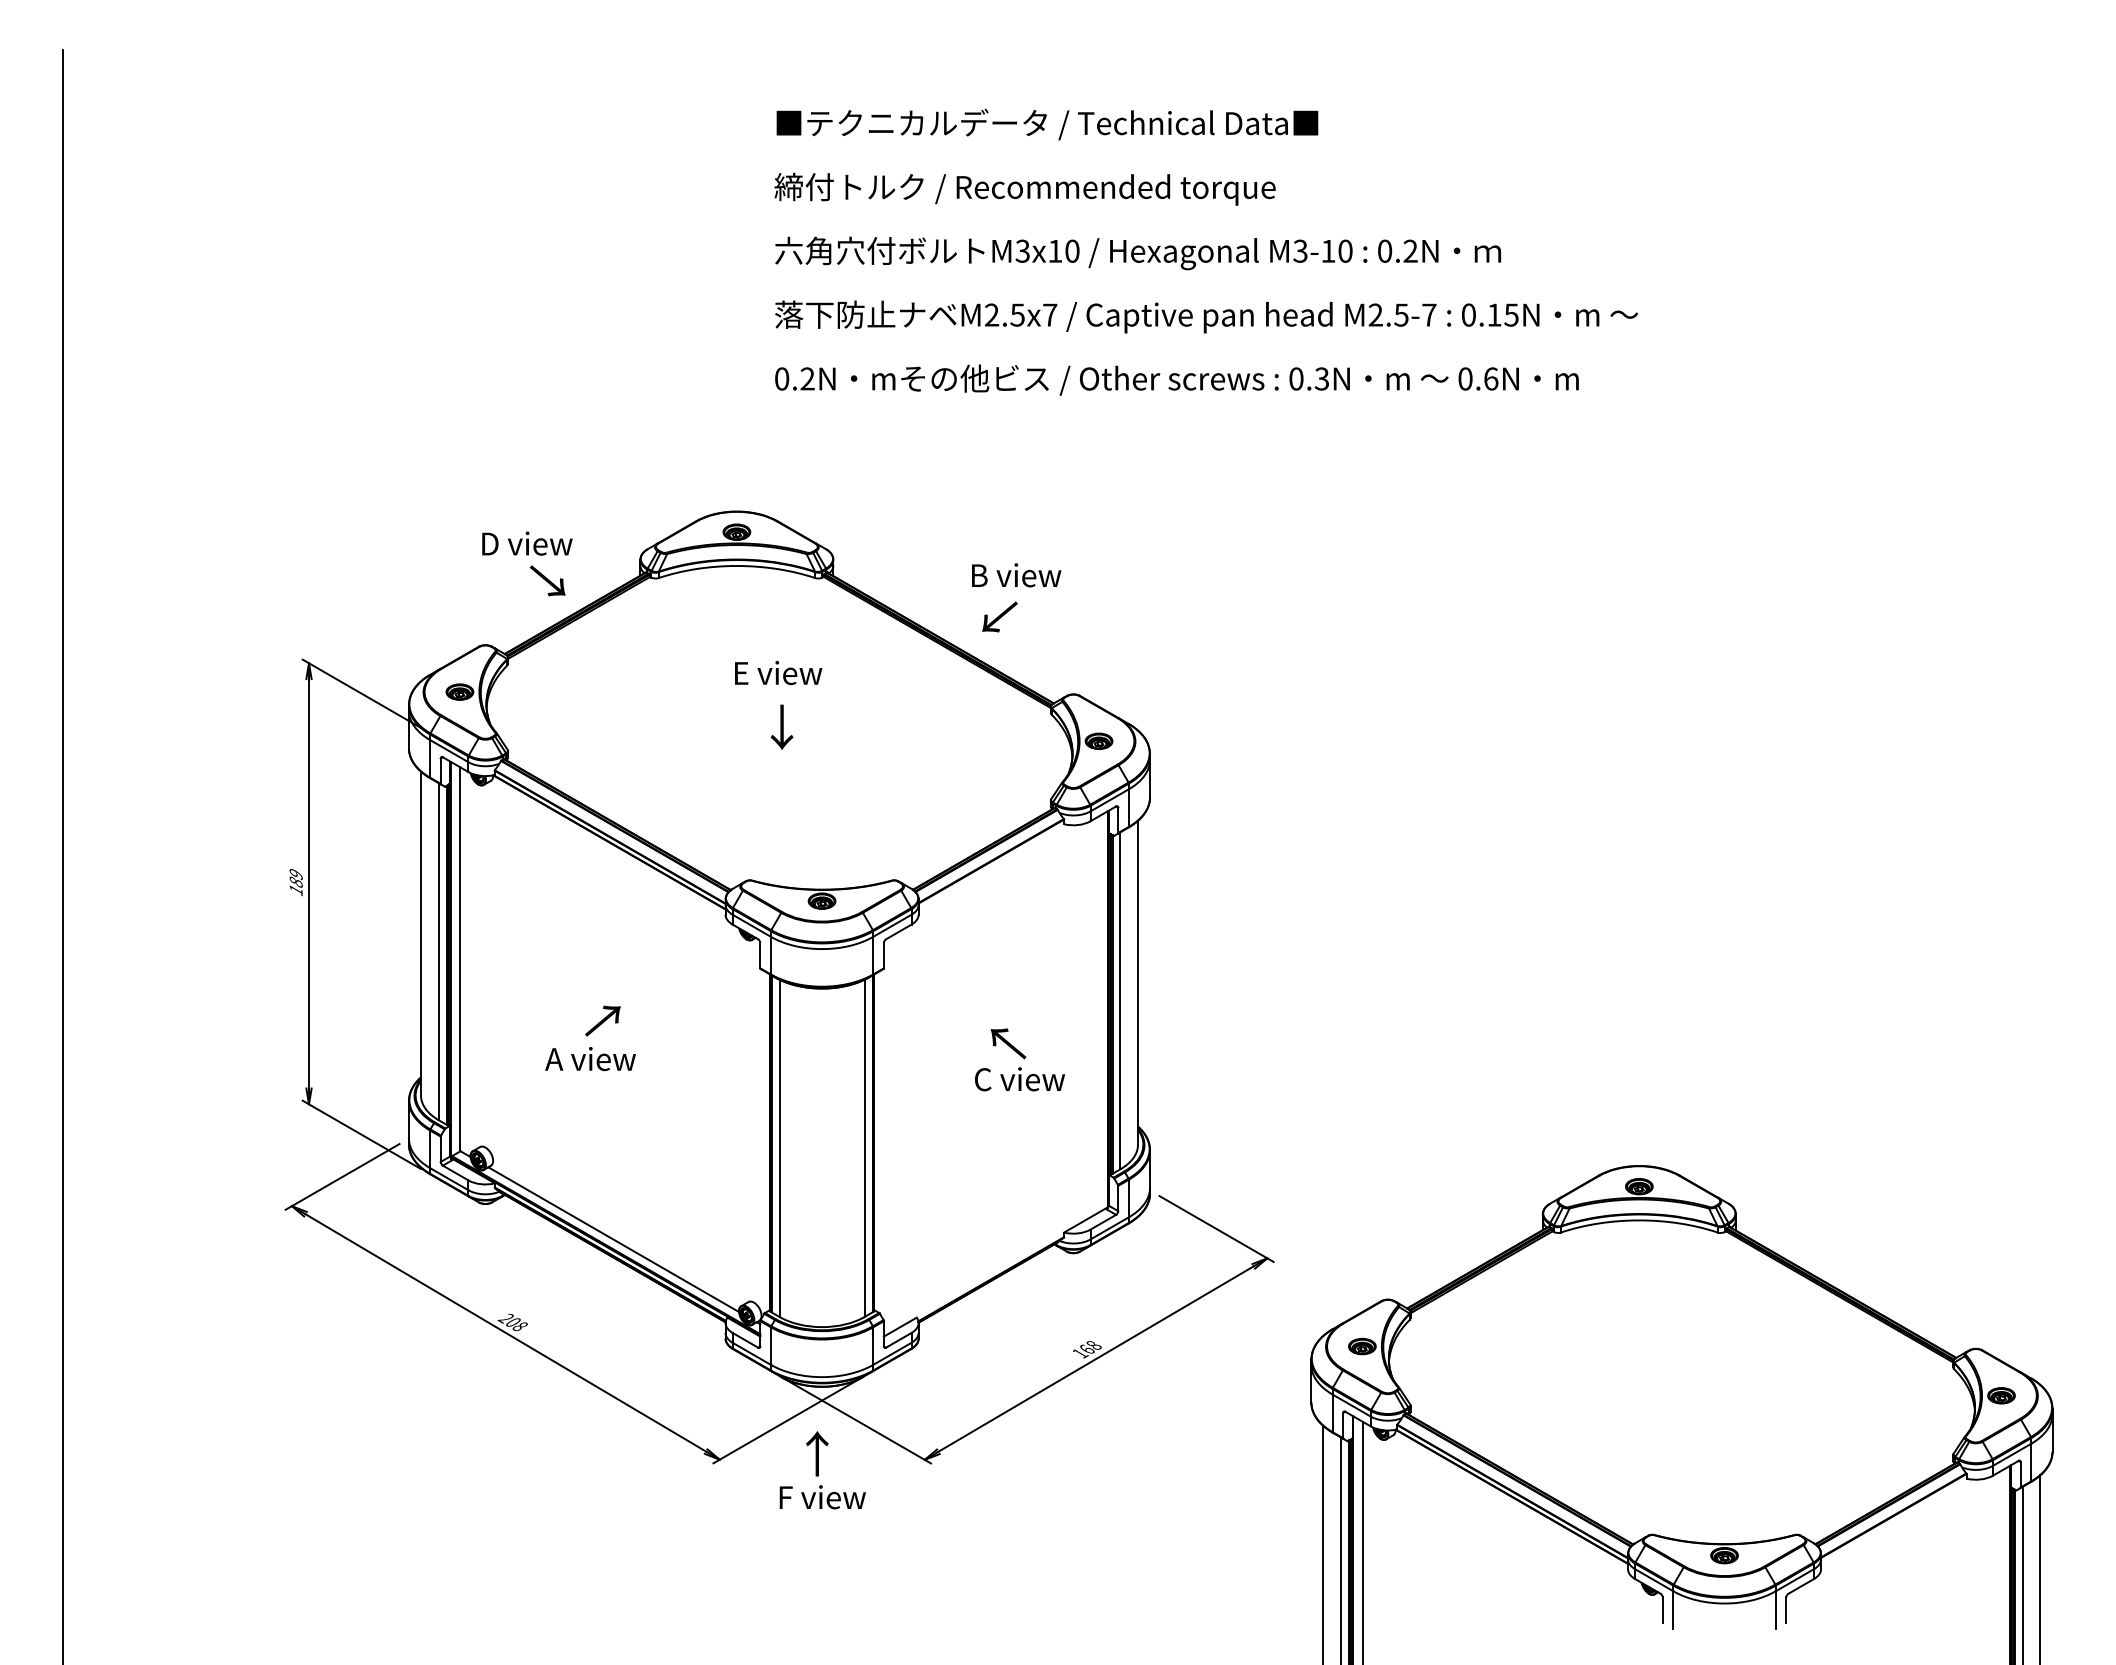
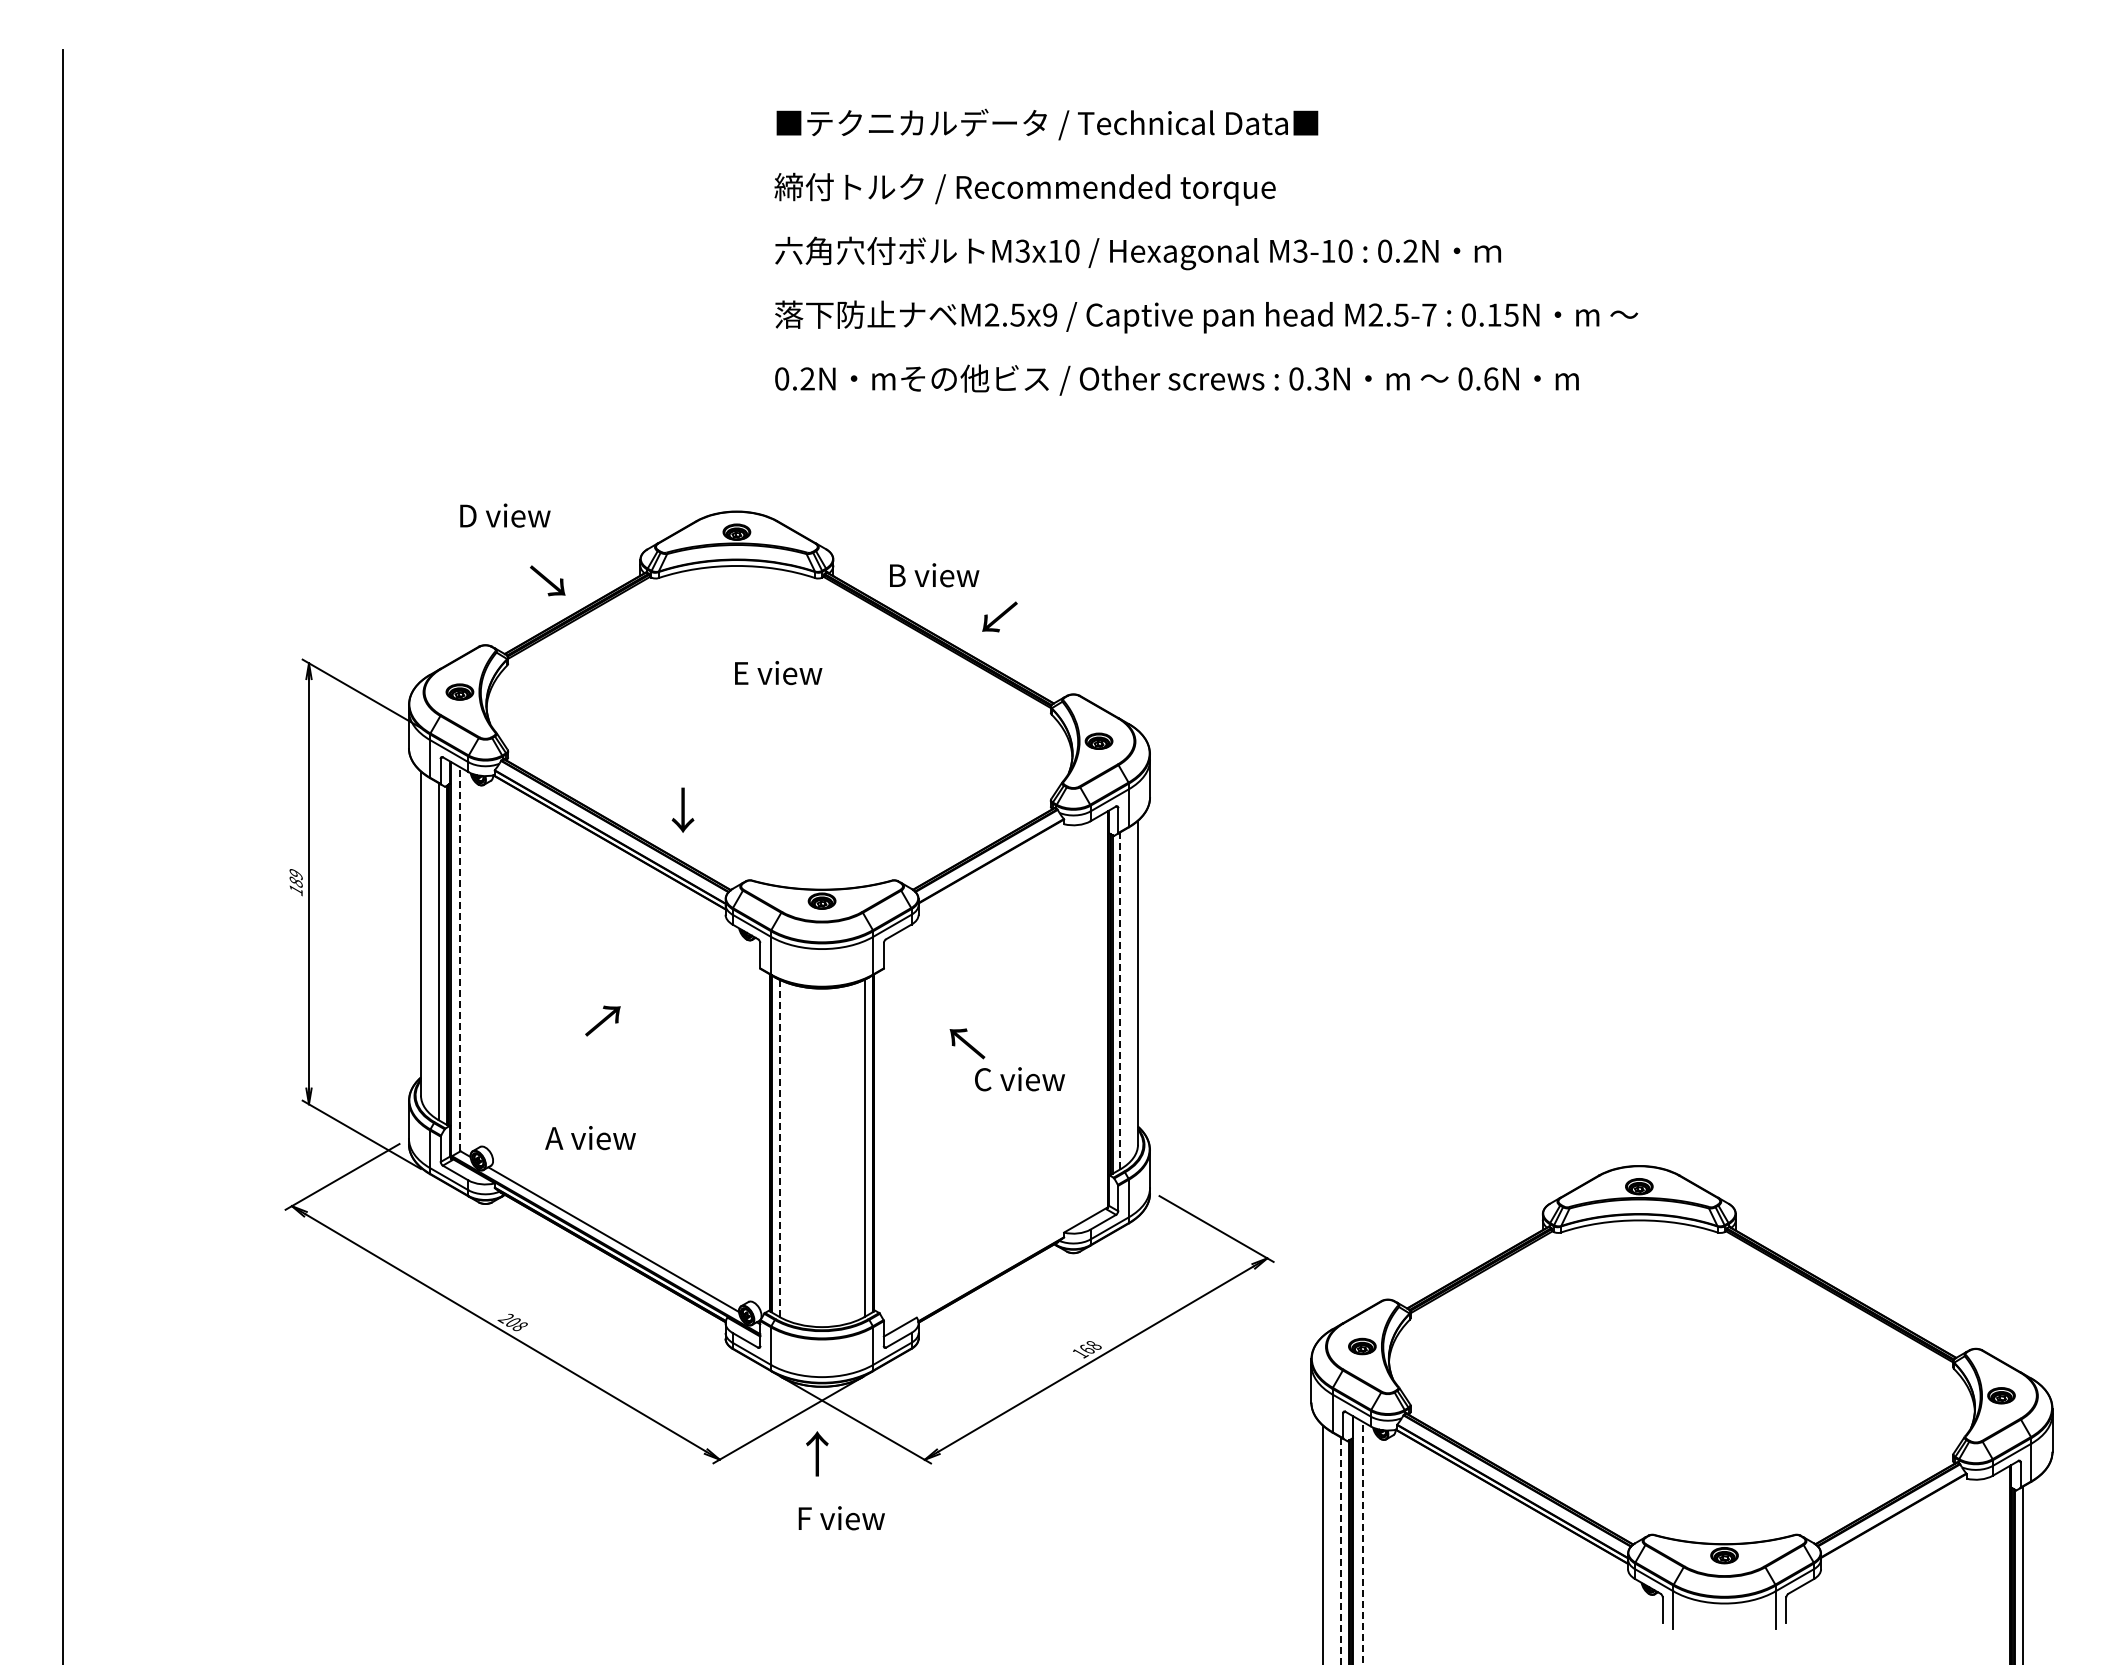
text: M2.5x7 -> M2.5x9 (1050, 314)
text position: (527, 543) -> (505, 515) (505, 515)
text position: (1016, 575) -> (934, 575) (934, 575)
text position: (781, 726) -> (682, 809) (682, 809)
line: solid -> dashed (460, 959)
line: solid -> dashed (1120, 1000)
text position: (1008, 1043) -> (967, 1043) (967, 1043)
text position: (590, 1059) -> (590, 1138) (590, 1138)
line: solid -> dashed (779, 1148)
text position: (822, 1497) -> (841, 1518) (841, 1518)
line: solid -> dashed (1362, 1542)
line: solid -> dashed (1341, 1551)
line: present -> none (2040, 1568)
